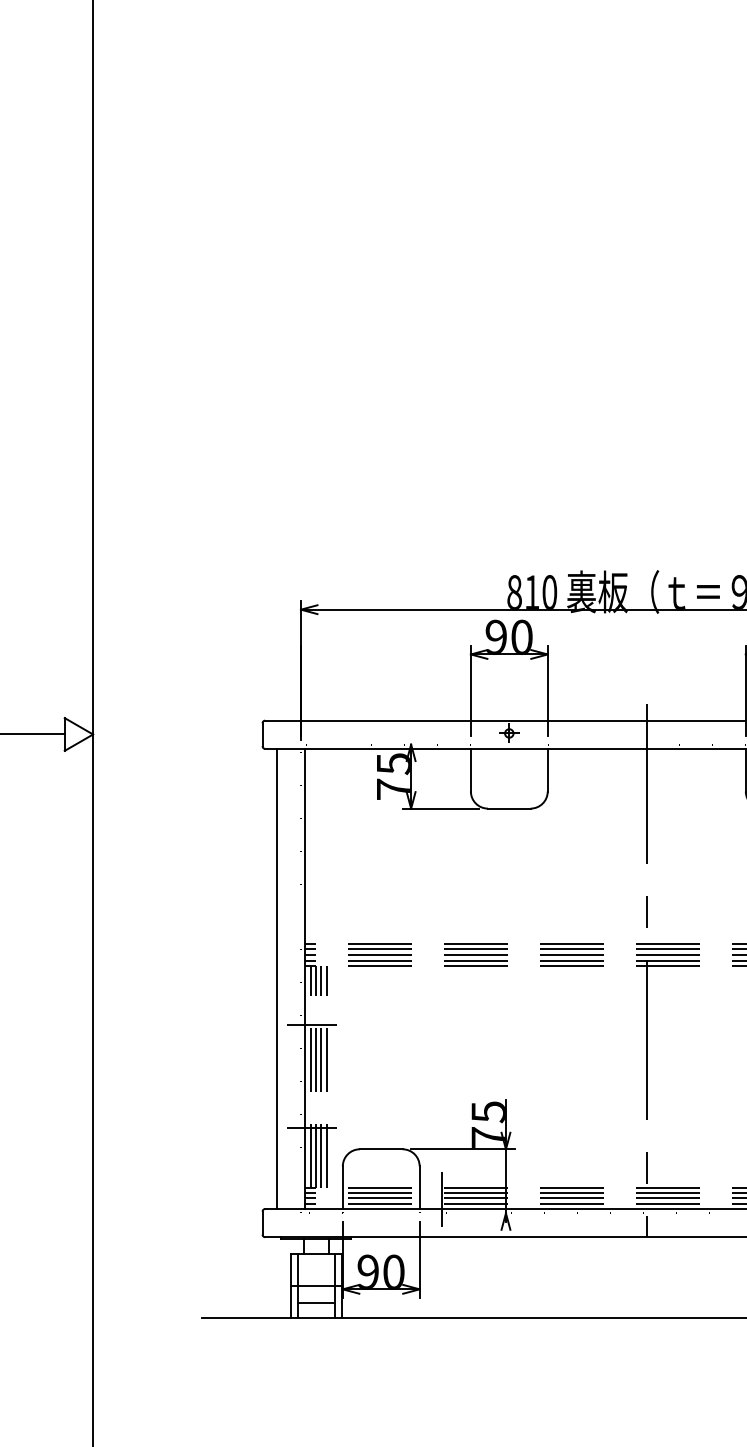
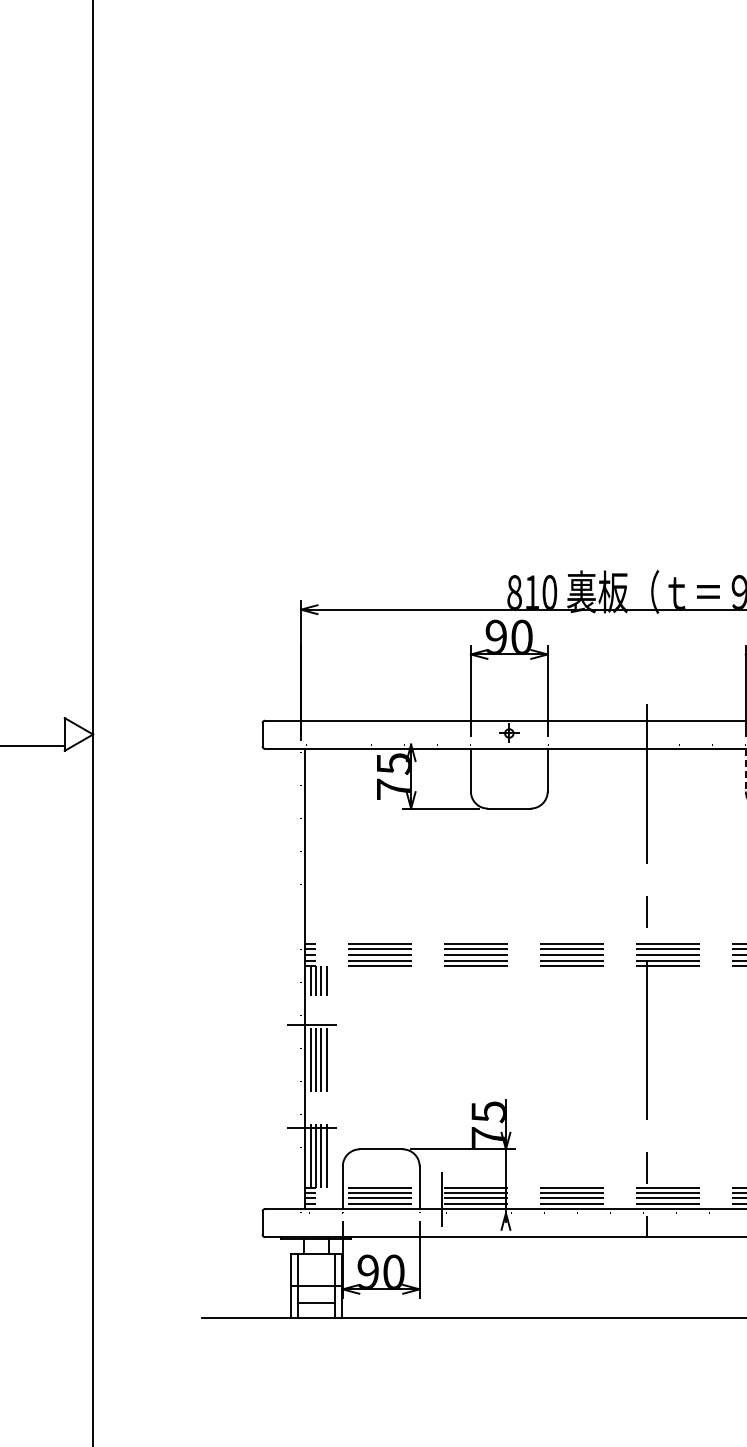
line position: (33, 734) -> (33, 746) (33, 746)
line: solid -> dashed (745, 770)
line: present -> none (277, 979)
